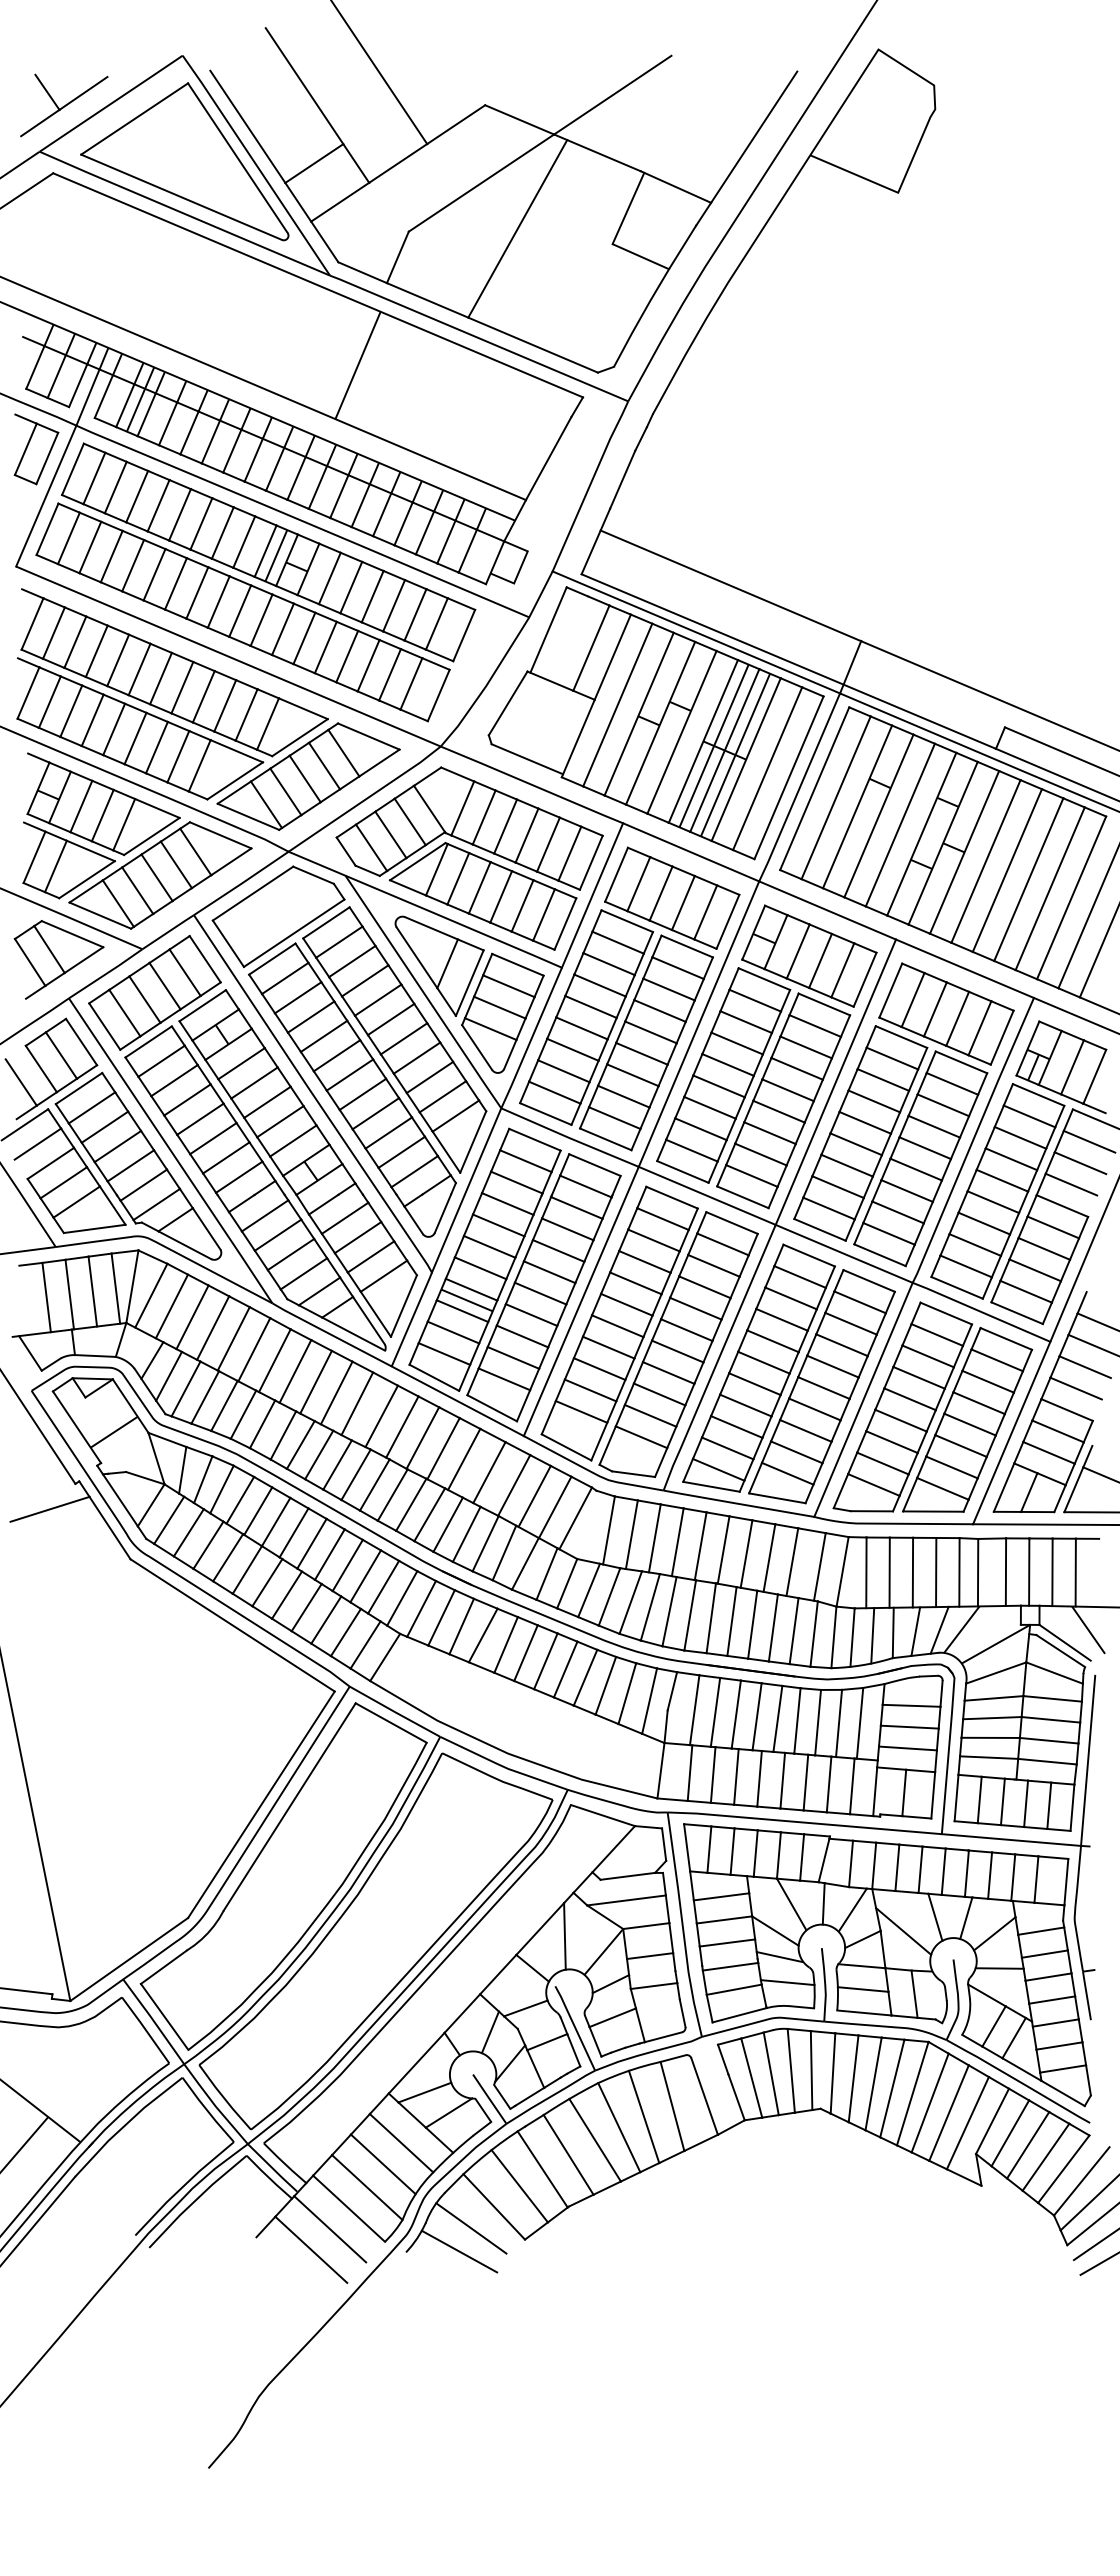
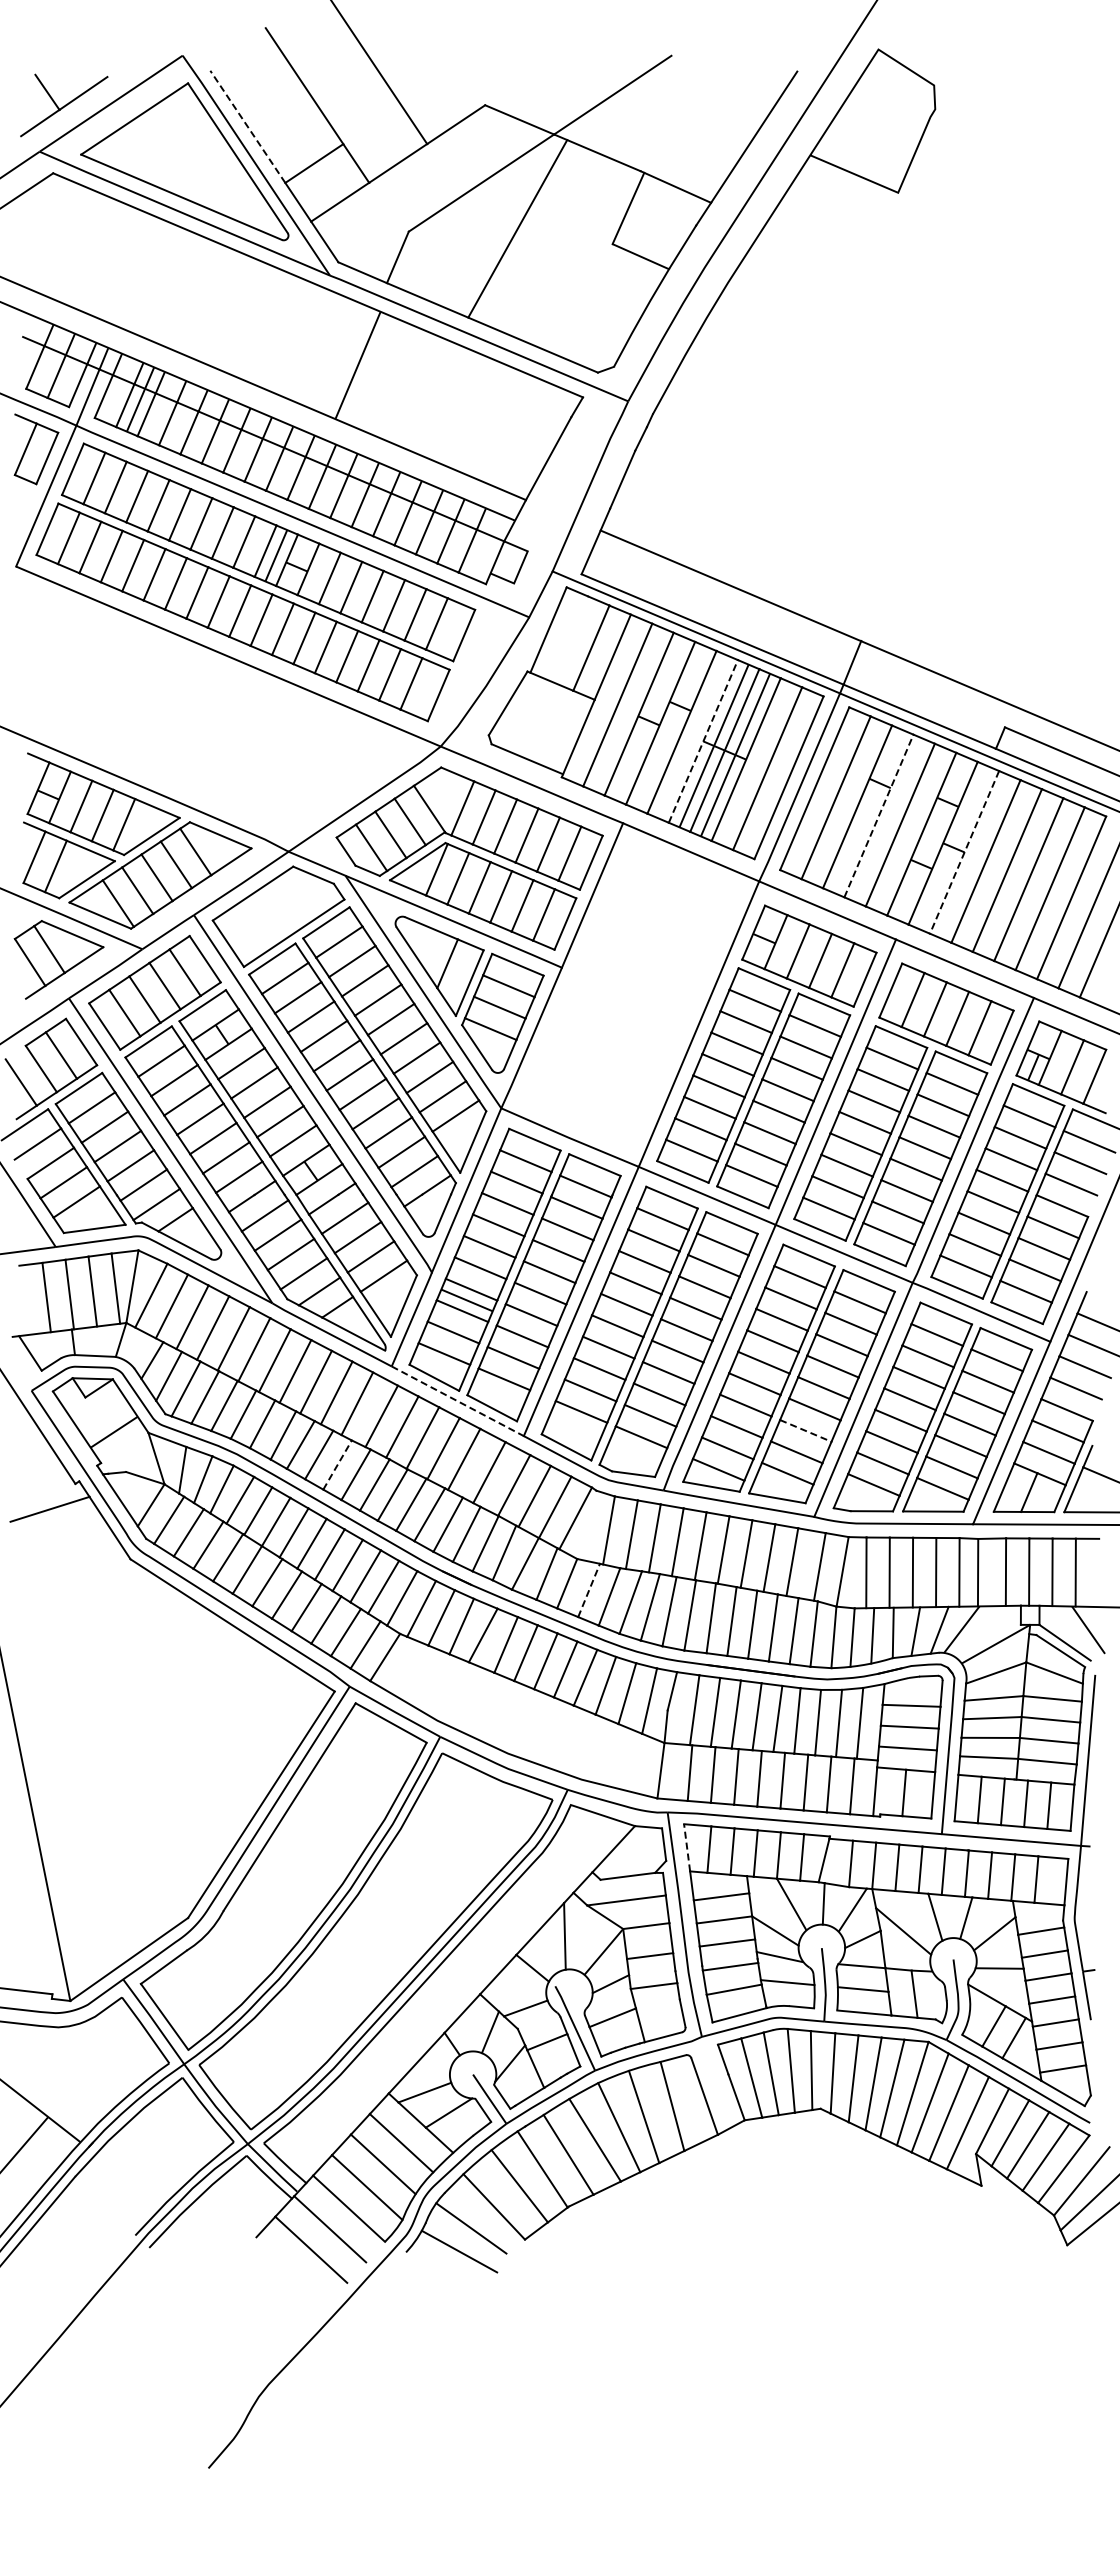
line: solid -> dashed (247, 126)
part: present -> none (208, 709)
line: solid -> dashed (703, 740)
line: solid -> dashed (879, 815)
line: solid -> dashed (964, 852)
part: present -> none (629, 998)
line: solid -> dashed (457, 1401)
line: solid -> dashed (805, 1430)
line: solid -> dashed (337, 1464)
line: solid -> dashed (589, 1590)
line: solid -> dashed (687, 1847)
line: present -> none (1094, 2245)
line: present -> none (1098, 2264)
